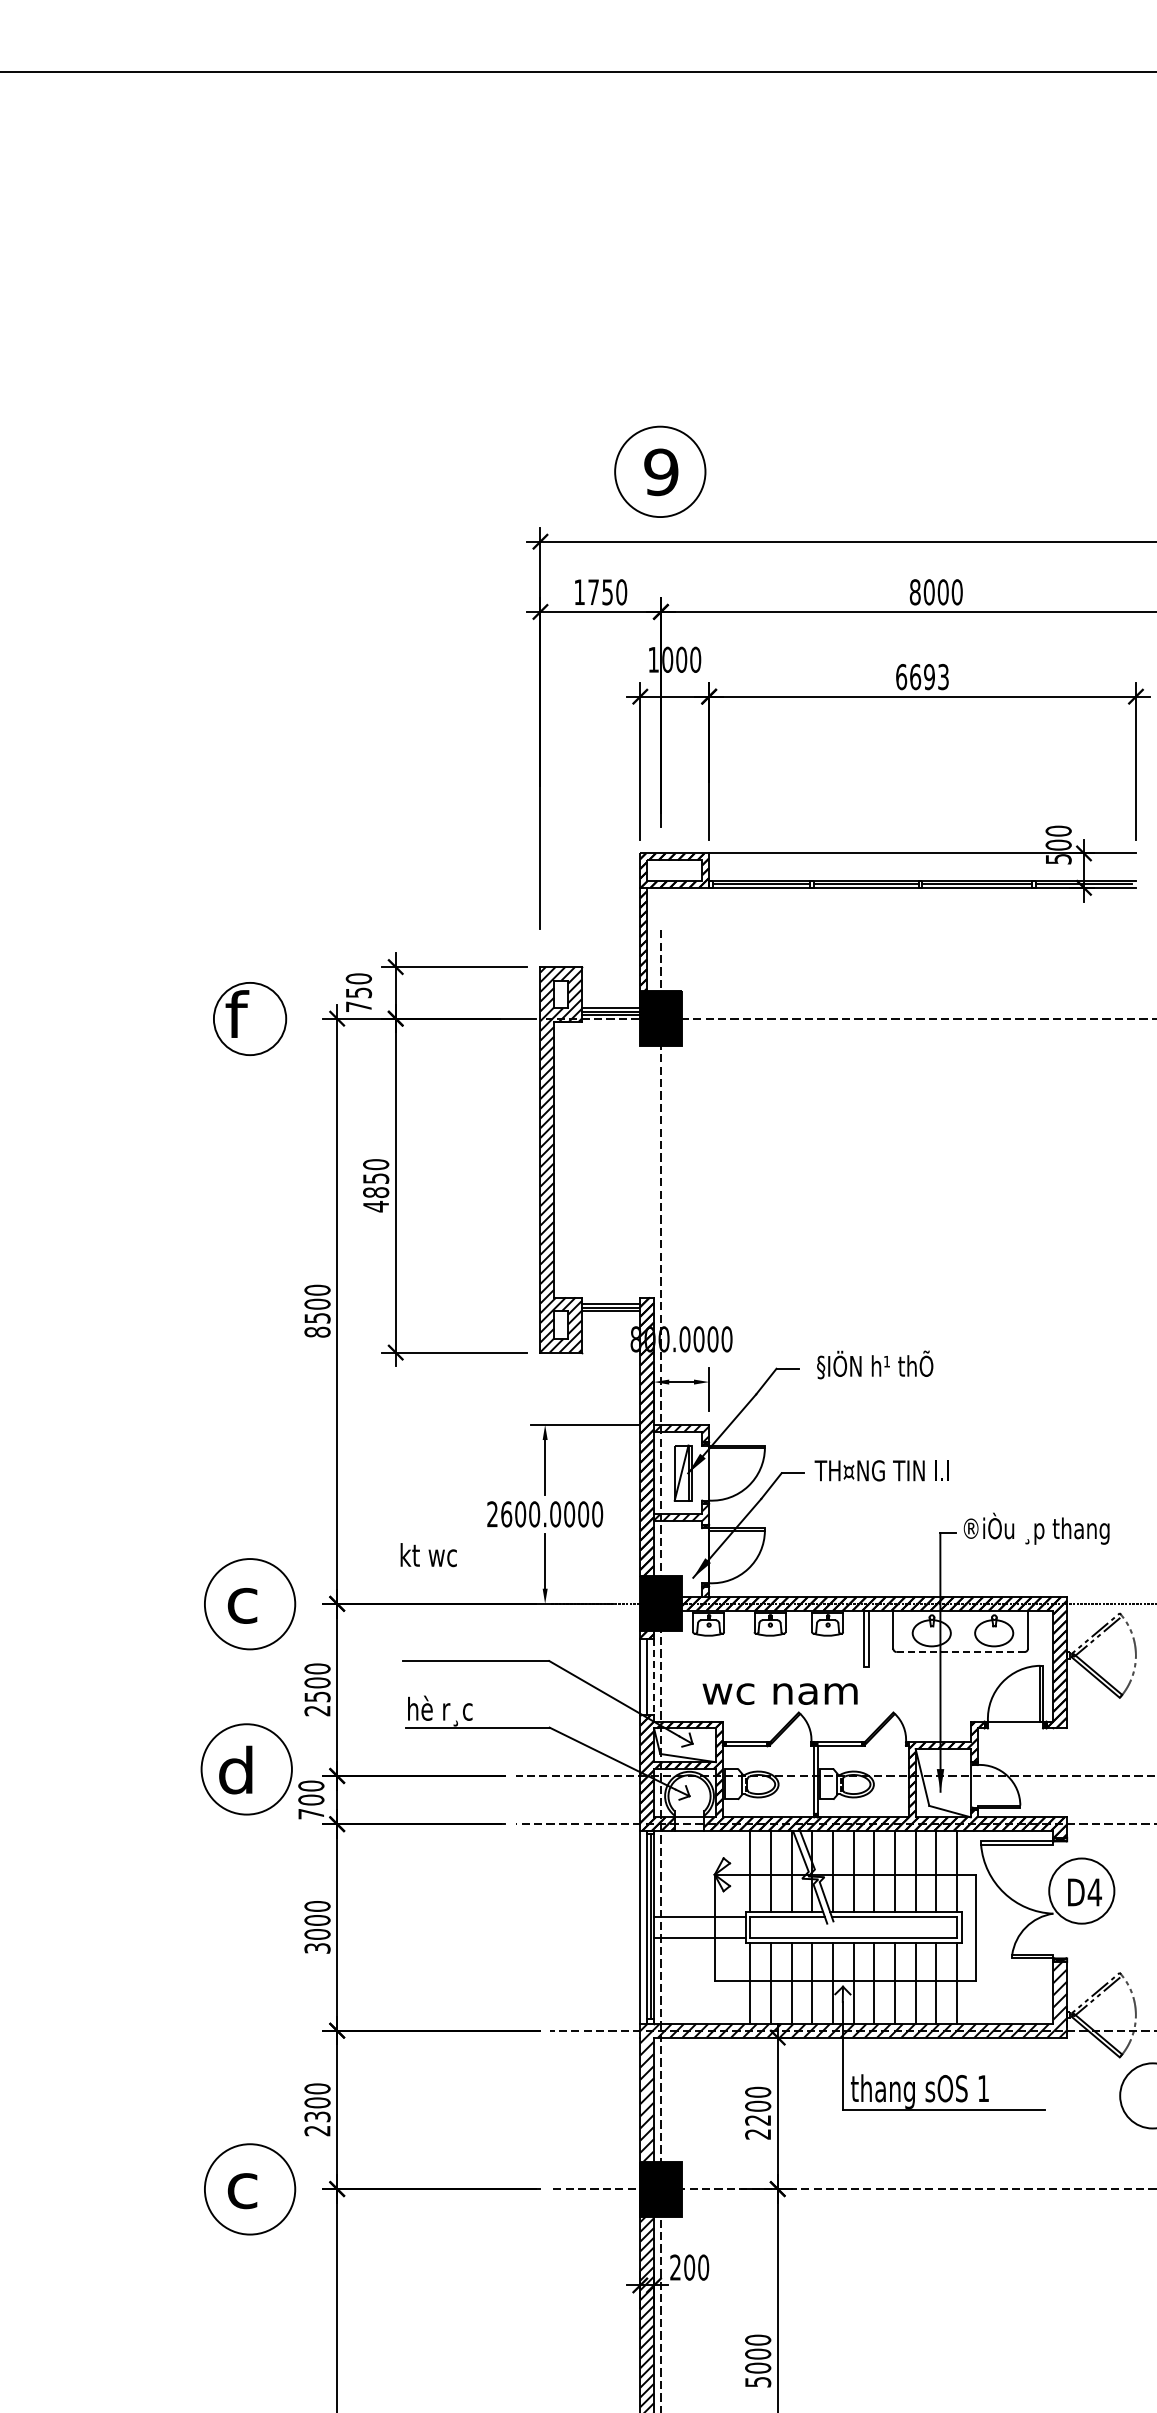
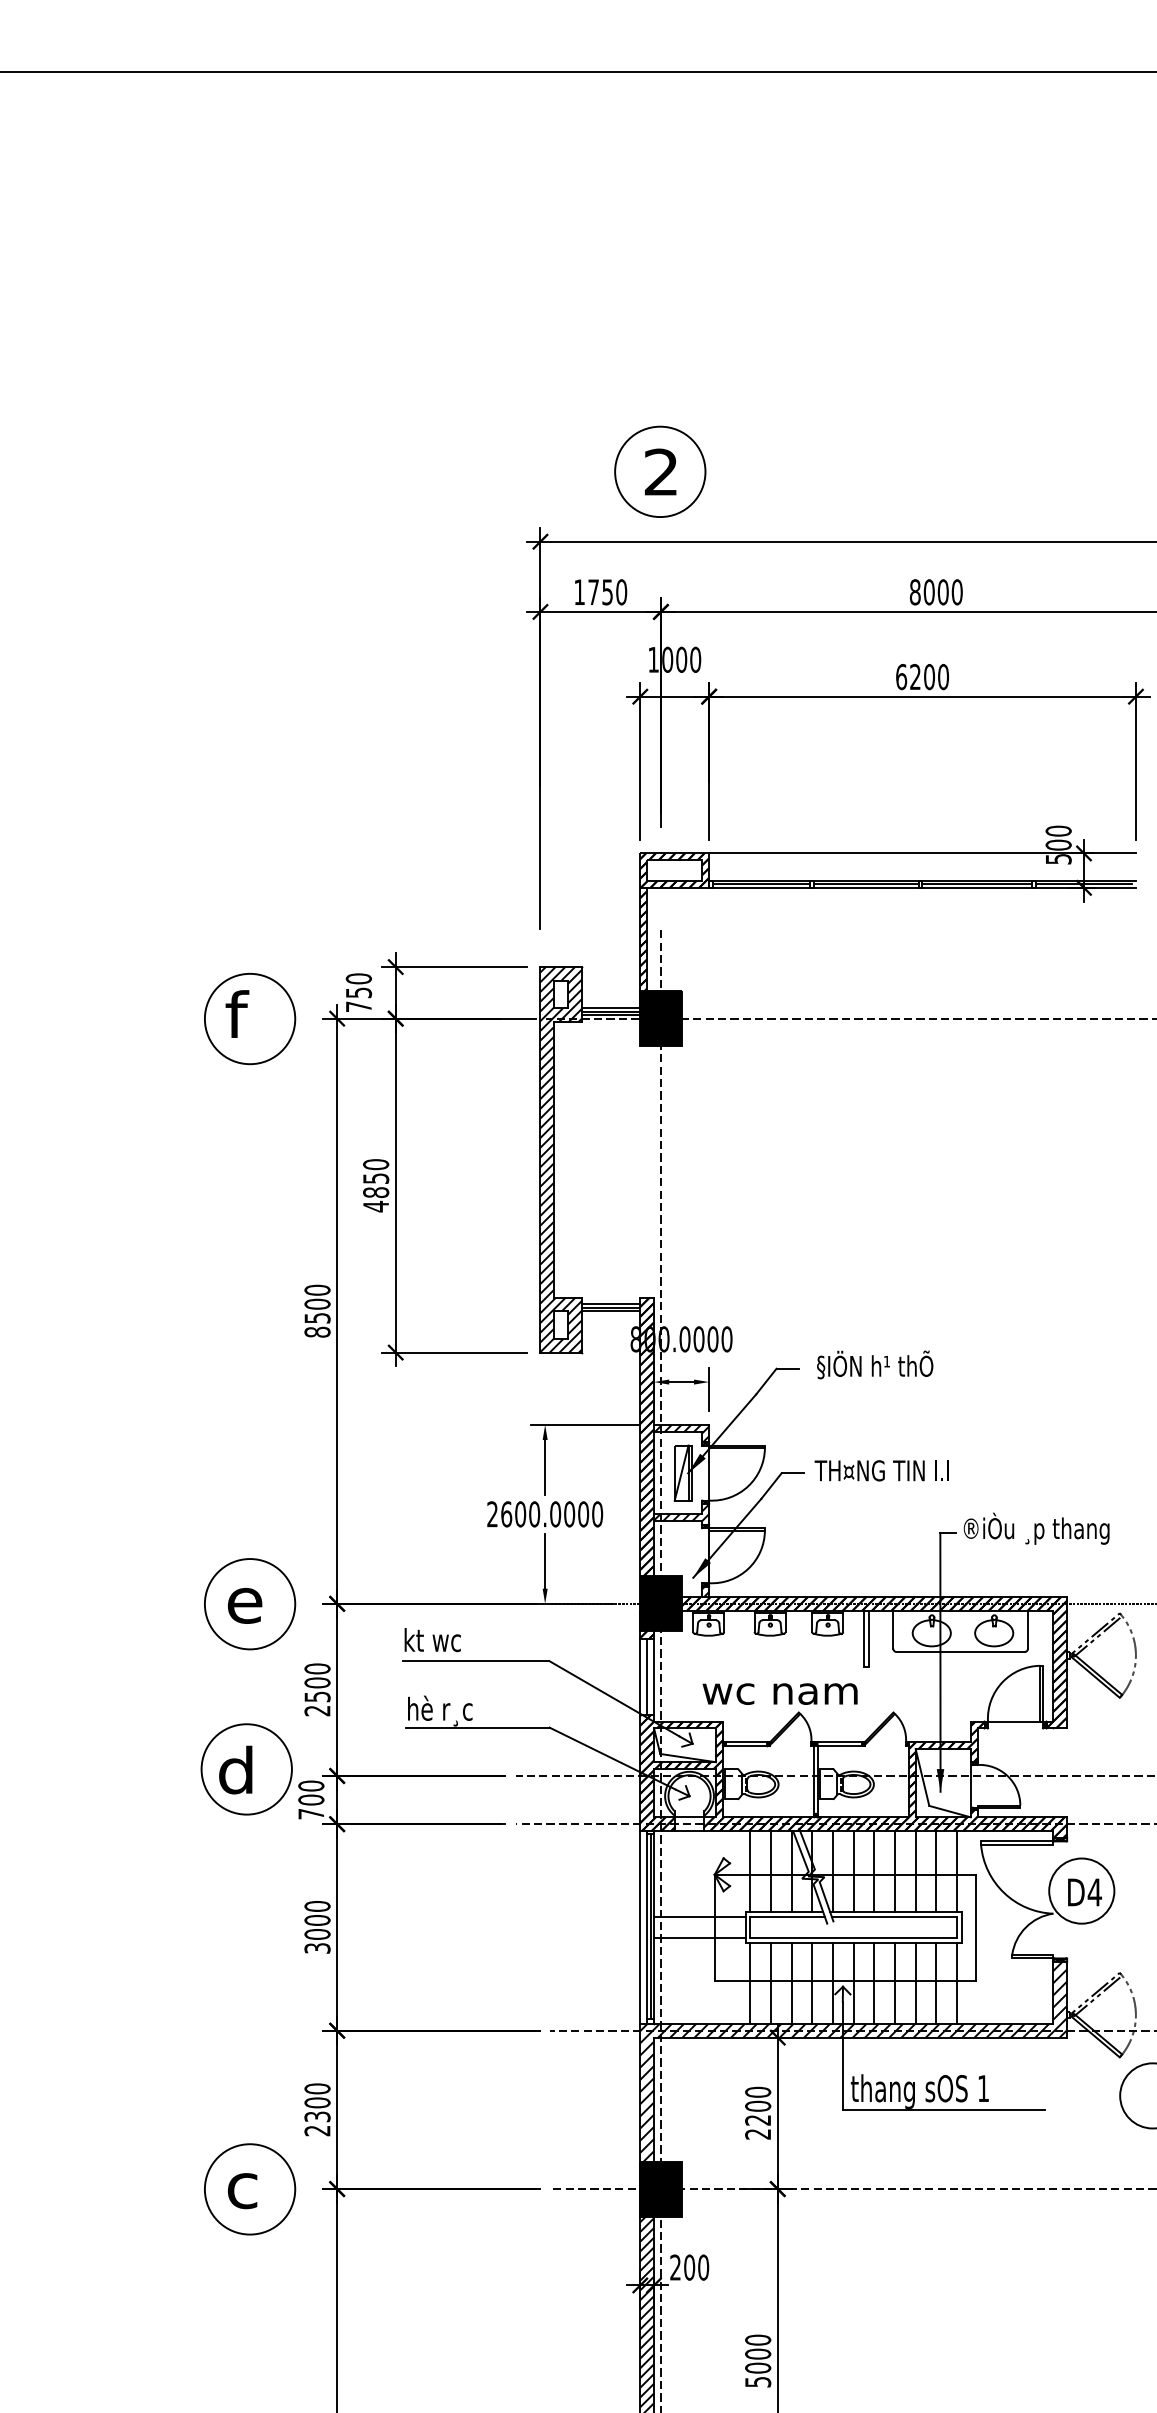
text: 9 -> 2 (661, 472)
text: 6693 -> 6200 (929, 677)
circle diameter: 72 px -> 90 px (249, 1018)
text position: (428, 1555) -> (432, 1640) (432, 1640)
text: c -> e (247, 1605)
line: dashed -> solid (960, 1652)
line: dashed -> solid (654, 1676)
